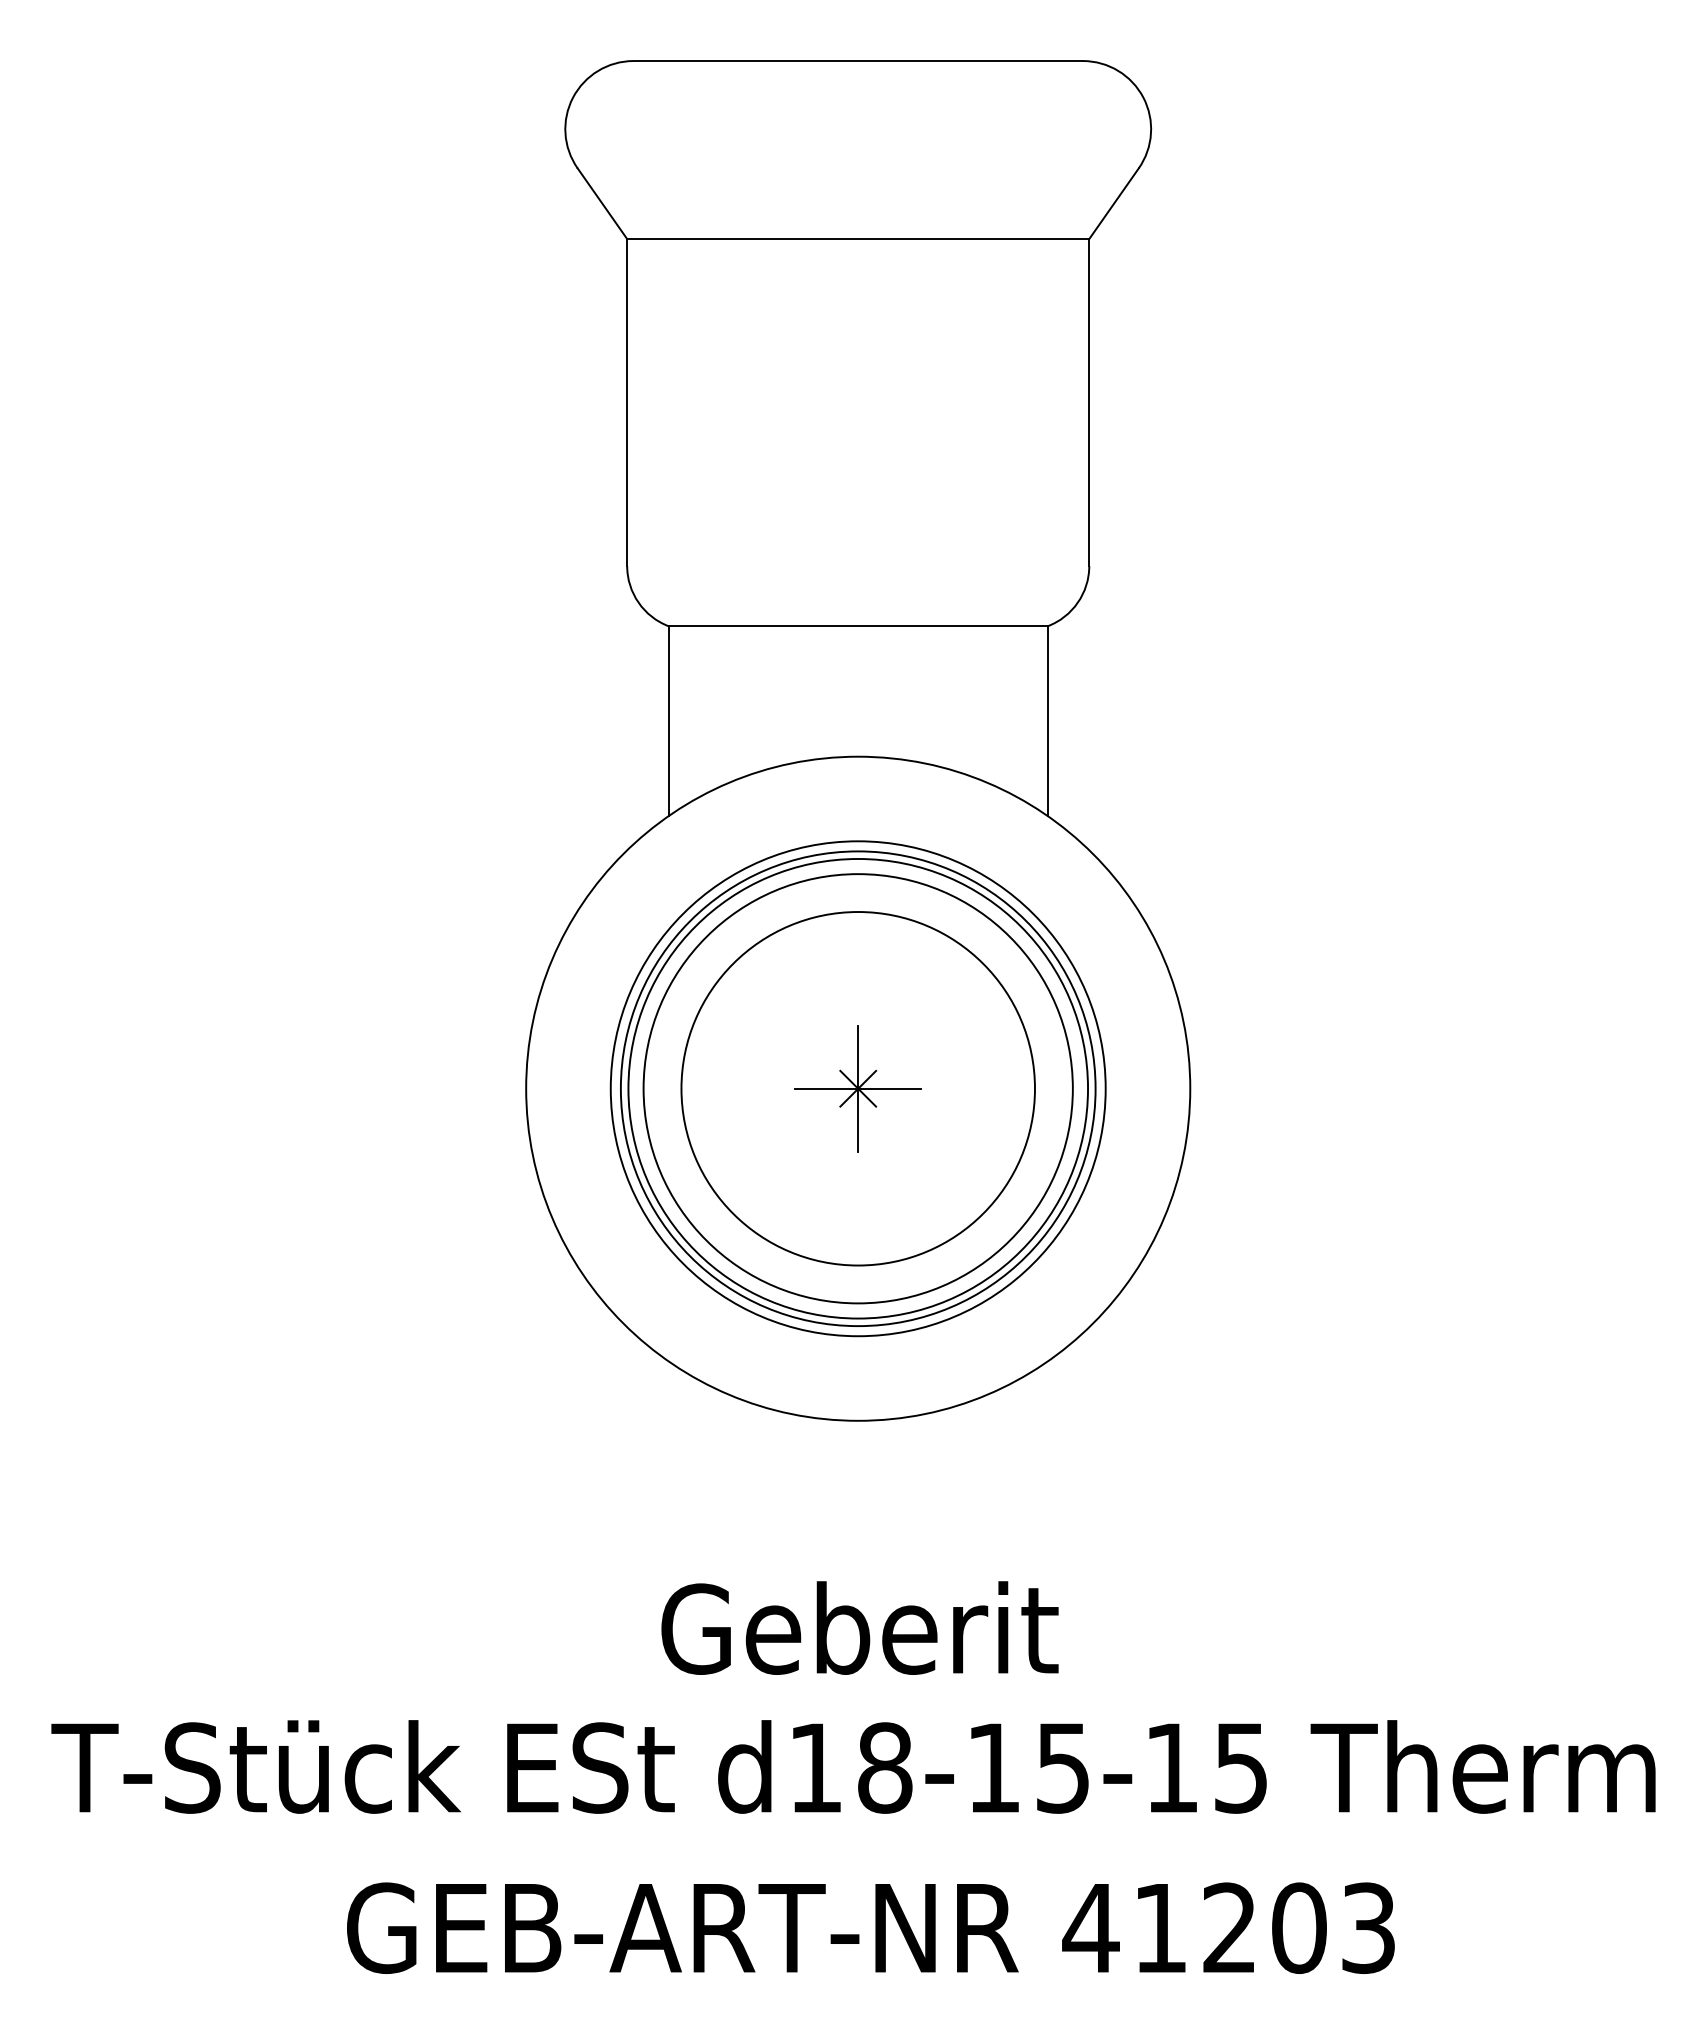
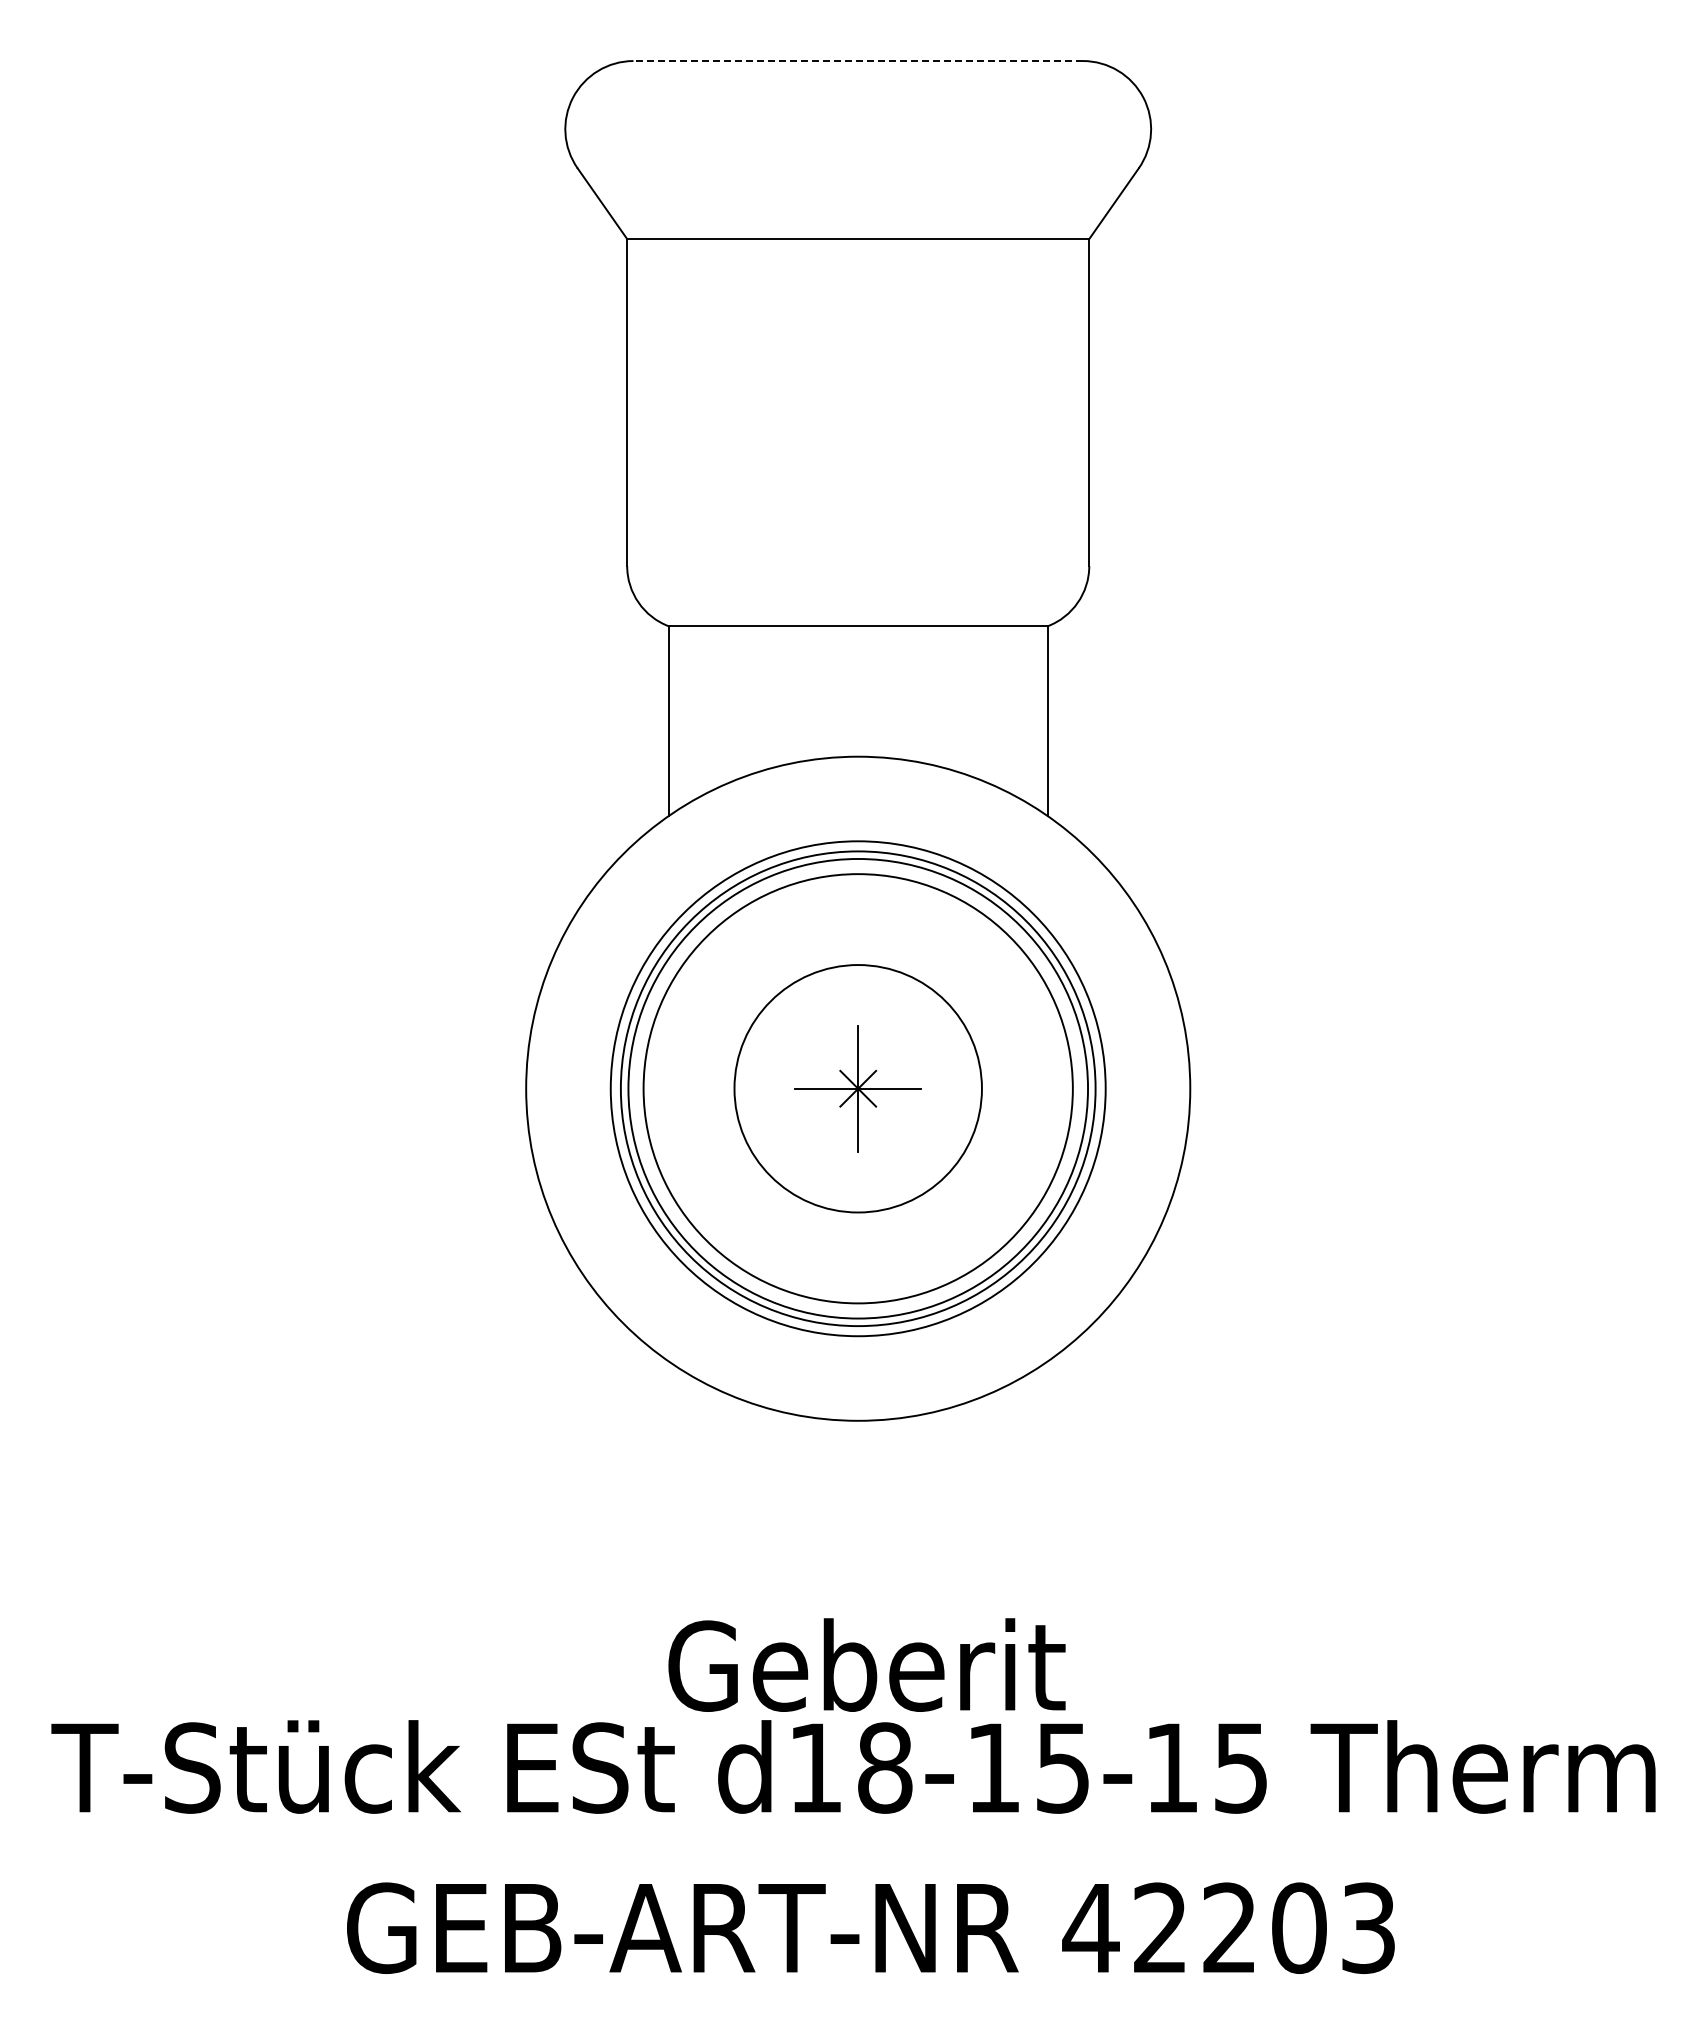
line: solid -> dashed (858, 61)
circle diameter: 354 px -> 247 px (857, 1088)
text position: (859, 1627) -> (866, 1664) (866, 1664)
text: 41203 -> 42203 (1159, 1927)
